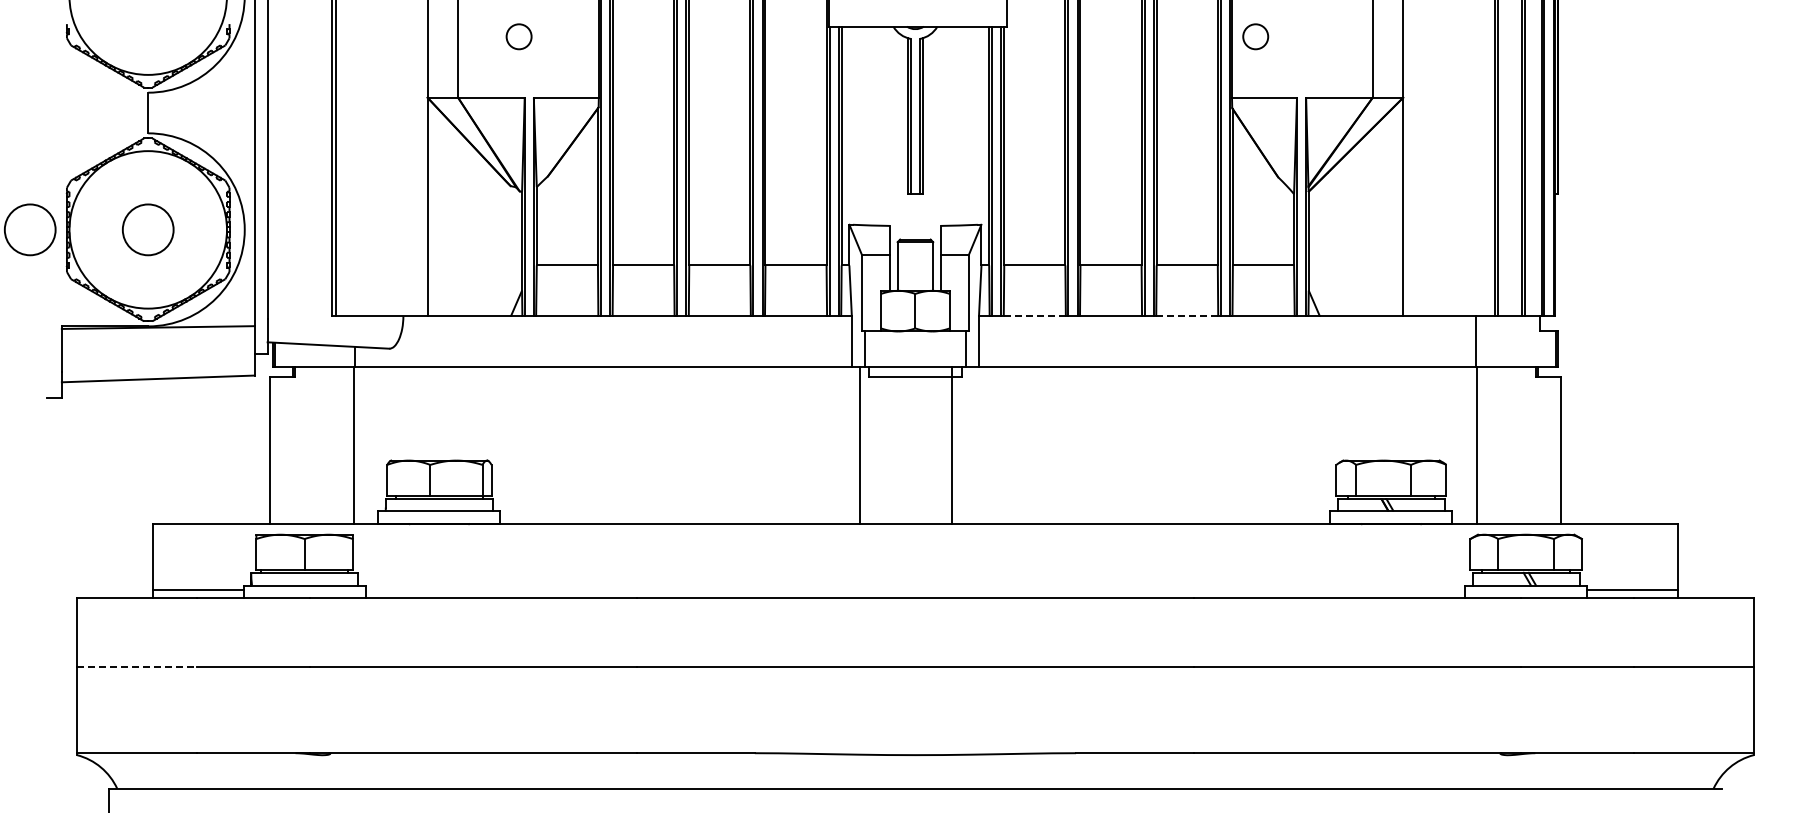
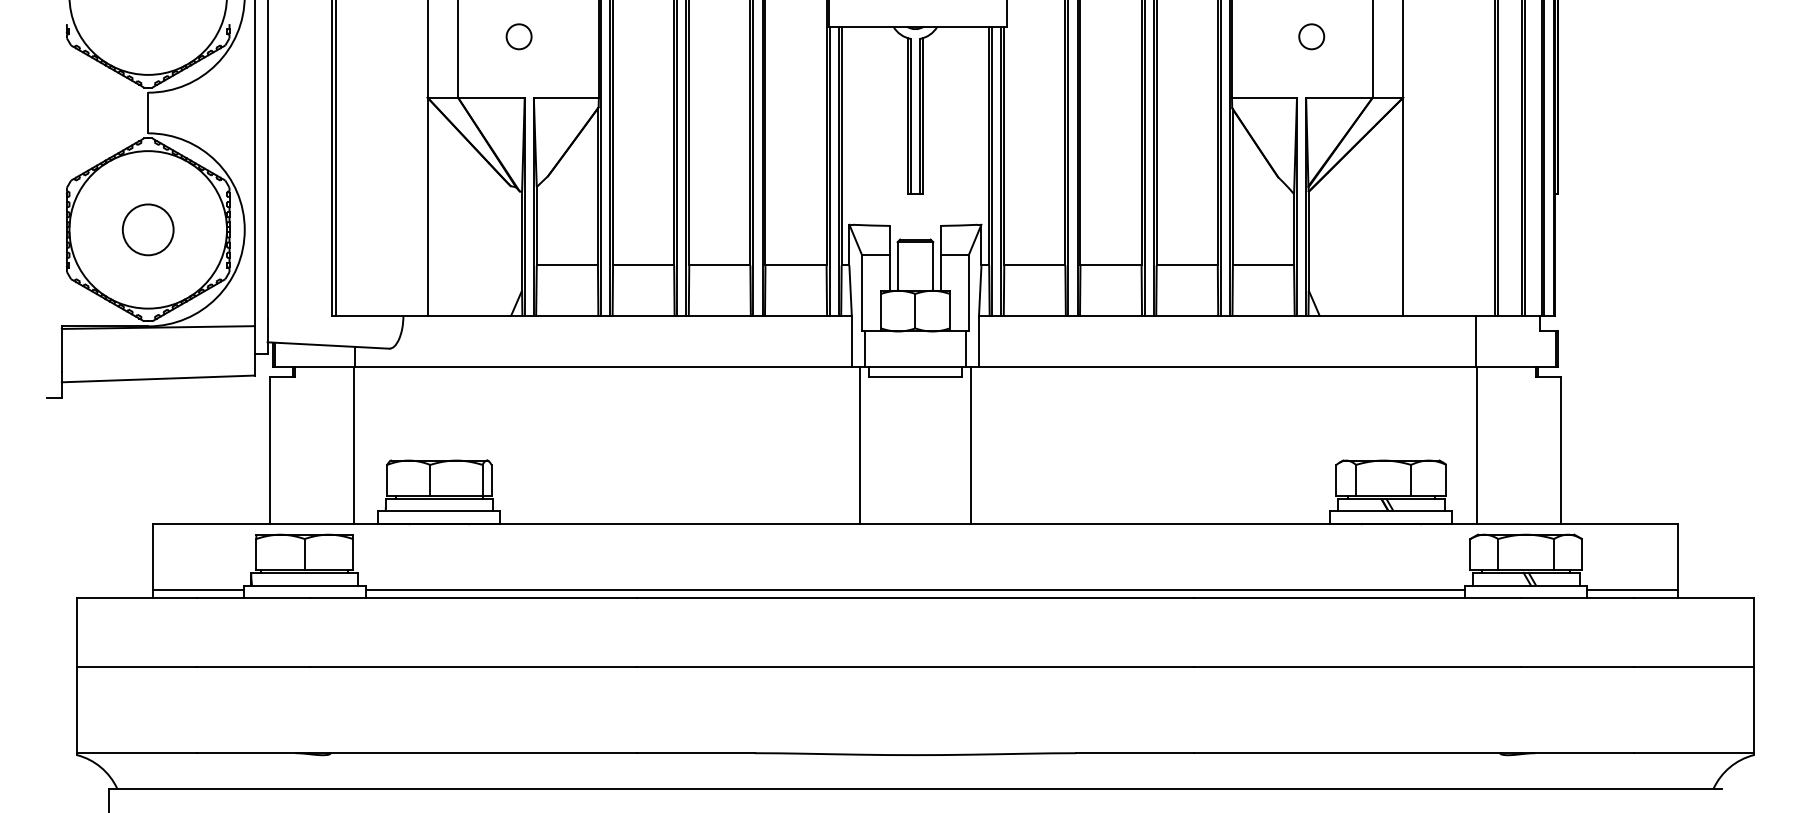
circle position: (1255, 36) -> (1311, 36) (1311, 36)
circle: present -> none (30, 229)
line: dashed -> solid (1034, 316)
line: dashed -> solid (1187, 316)
line position: (952, 445) -> (971, 445) (971, 445)
line: none -> present (915, 590)
line: dashed -> solid (136, 666)
